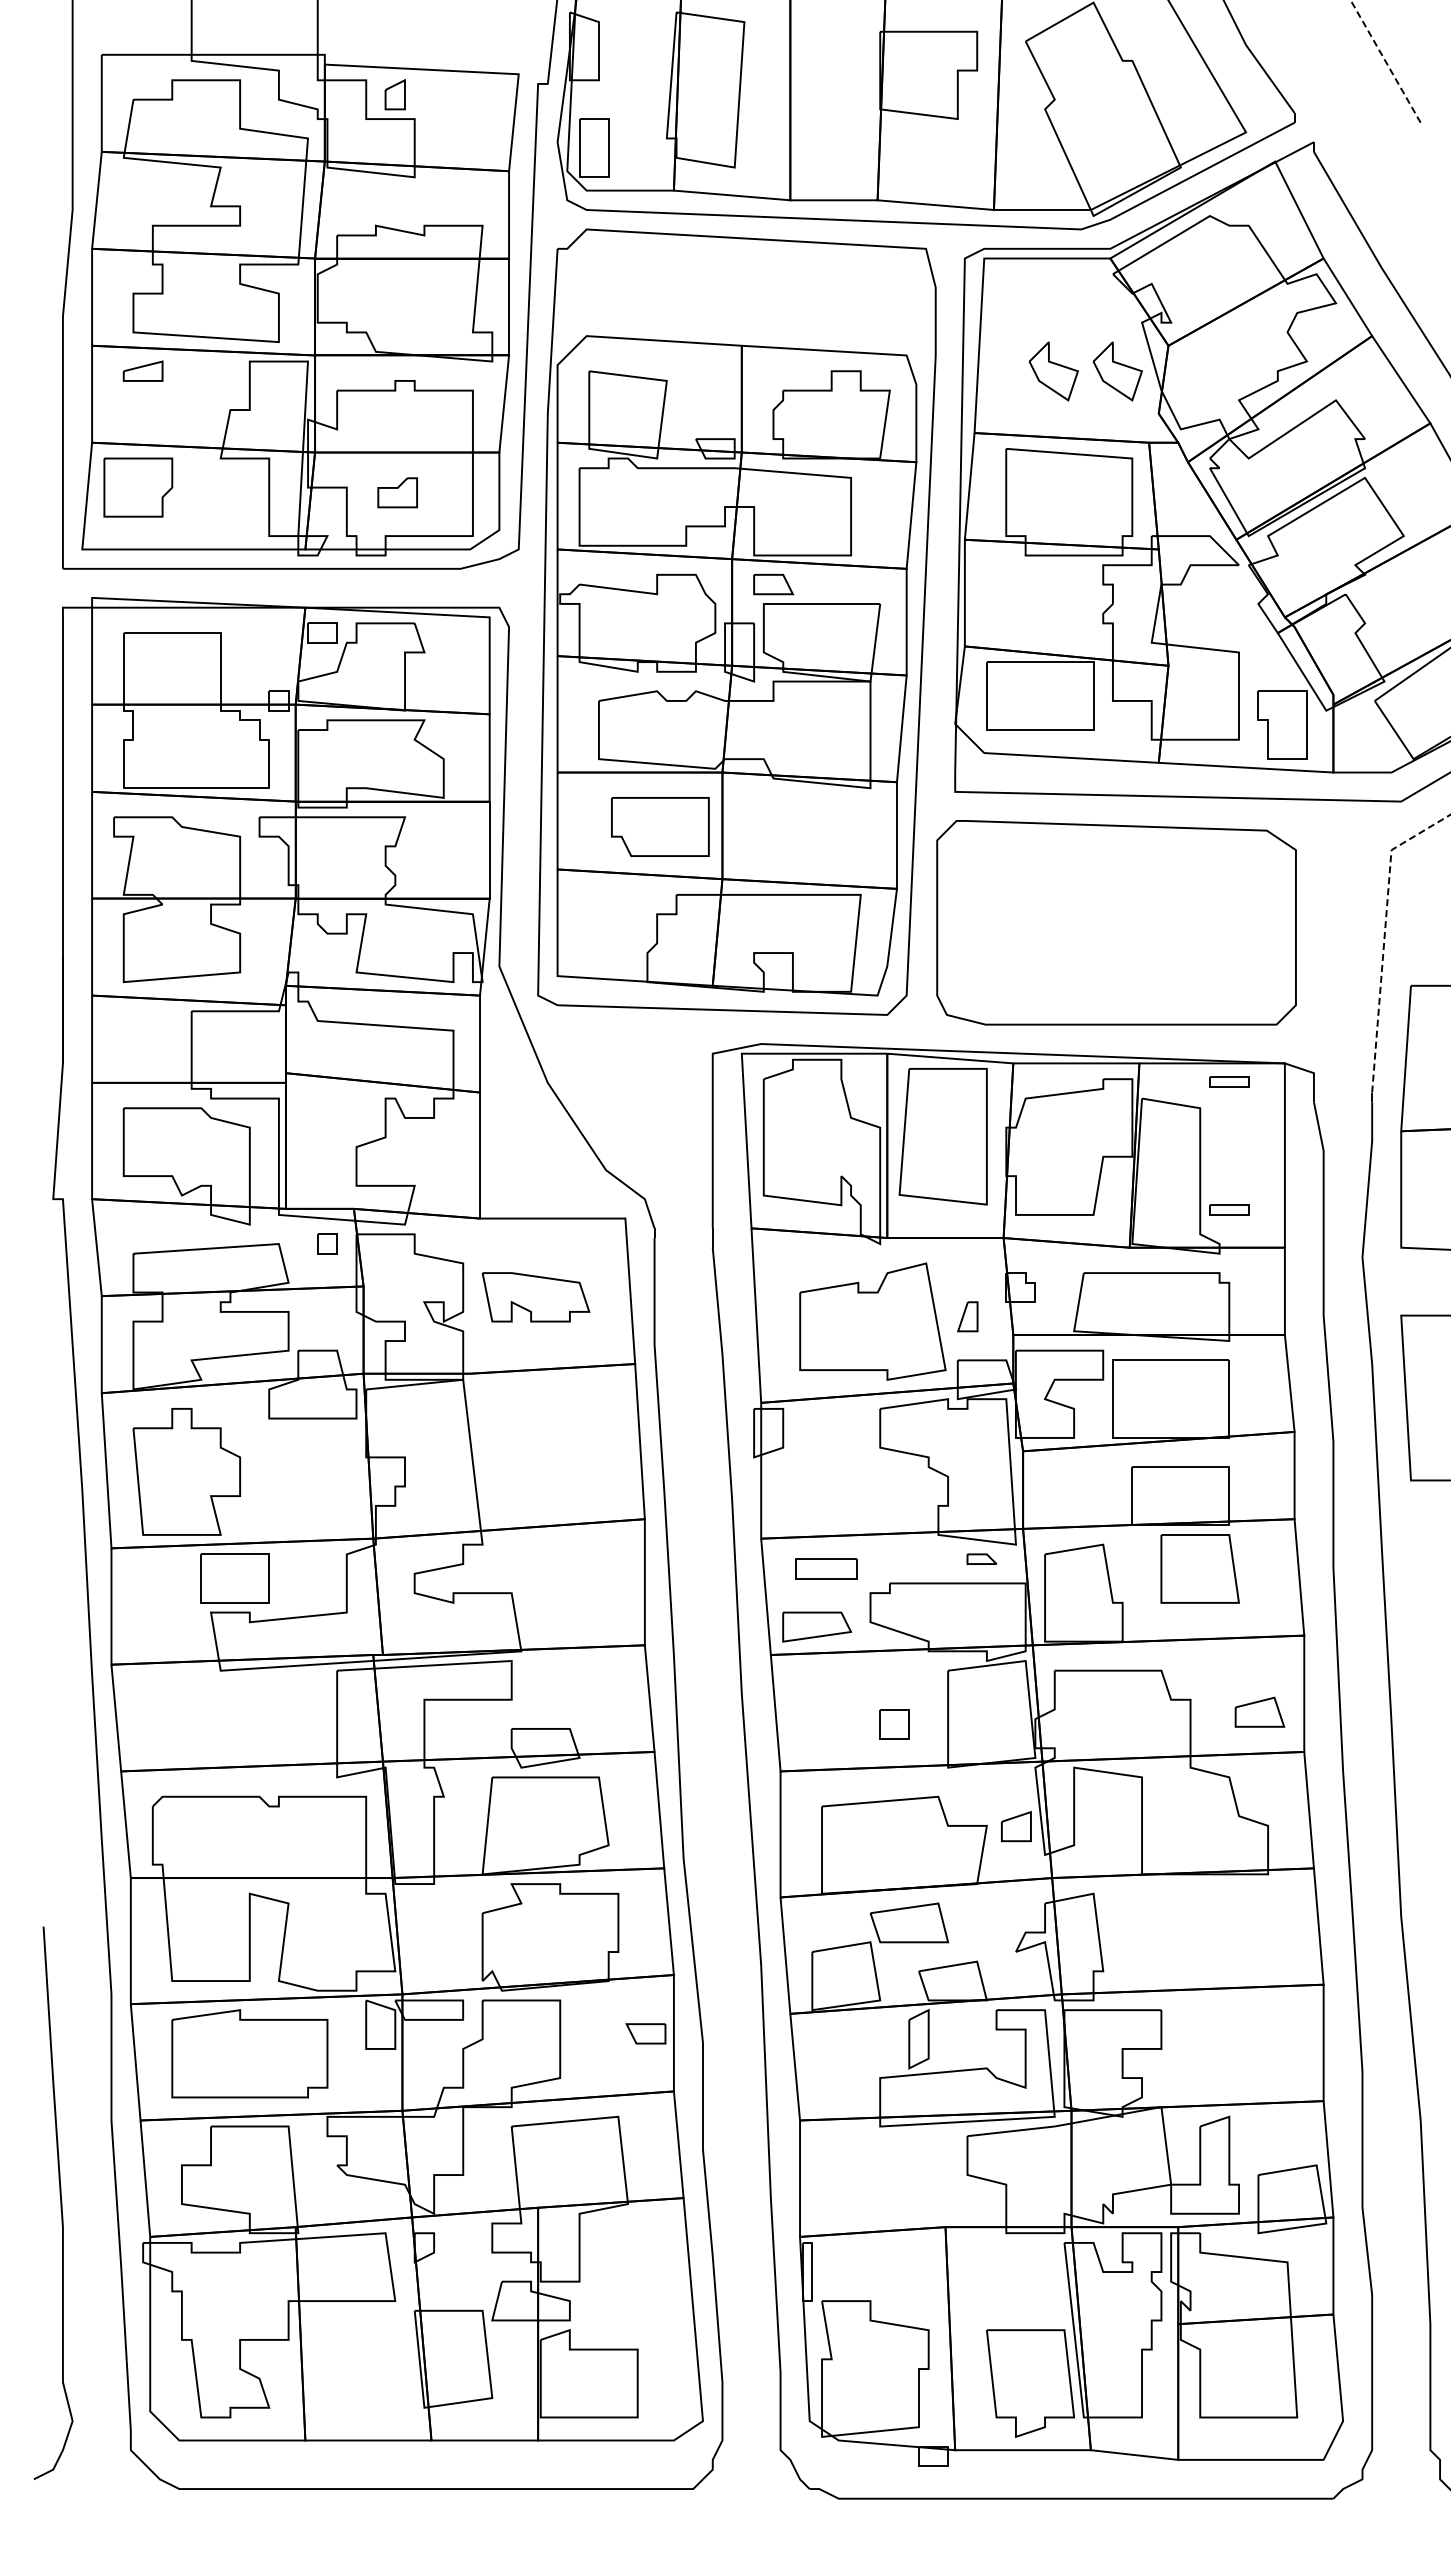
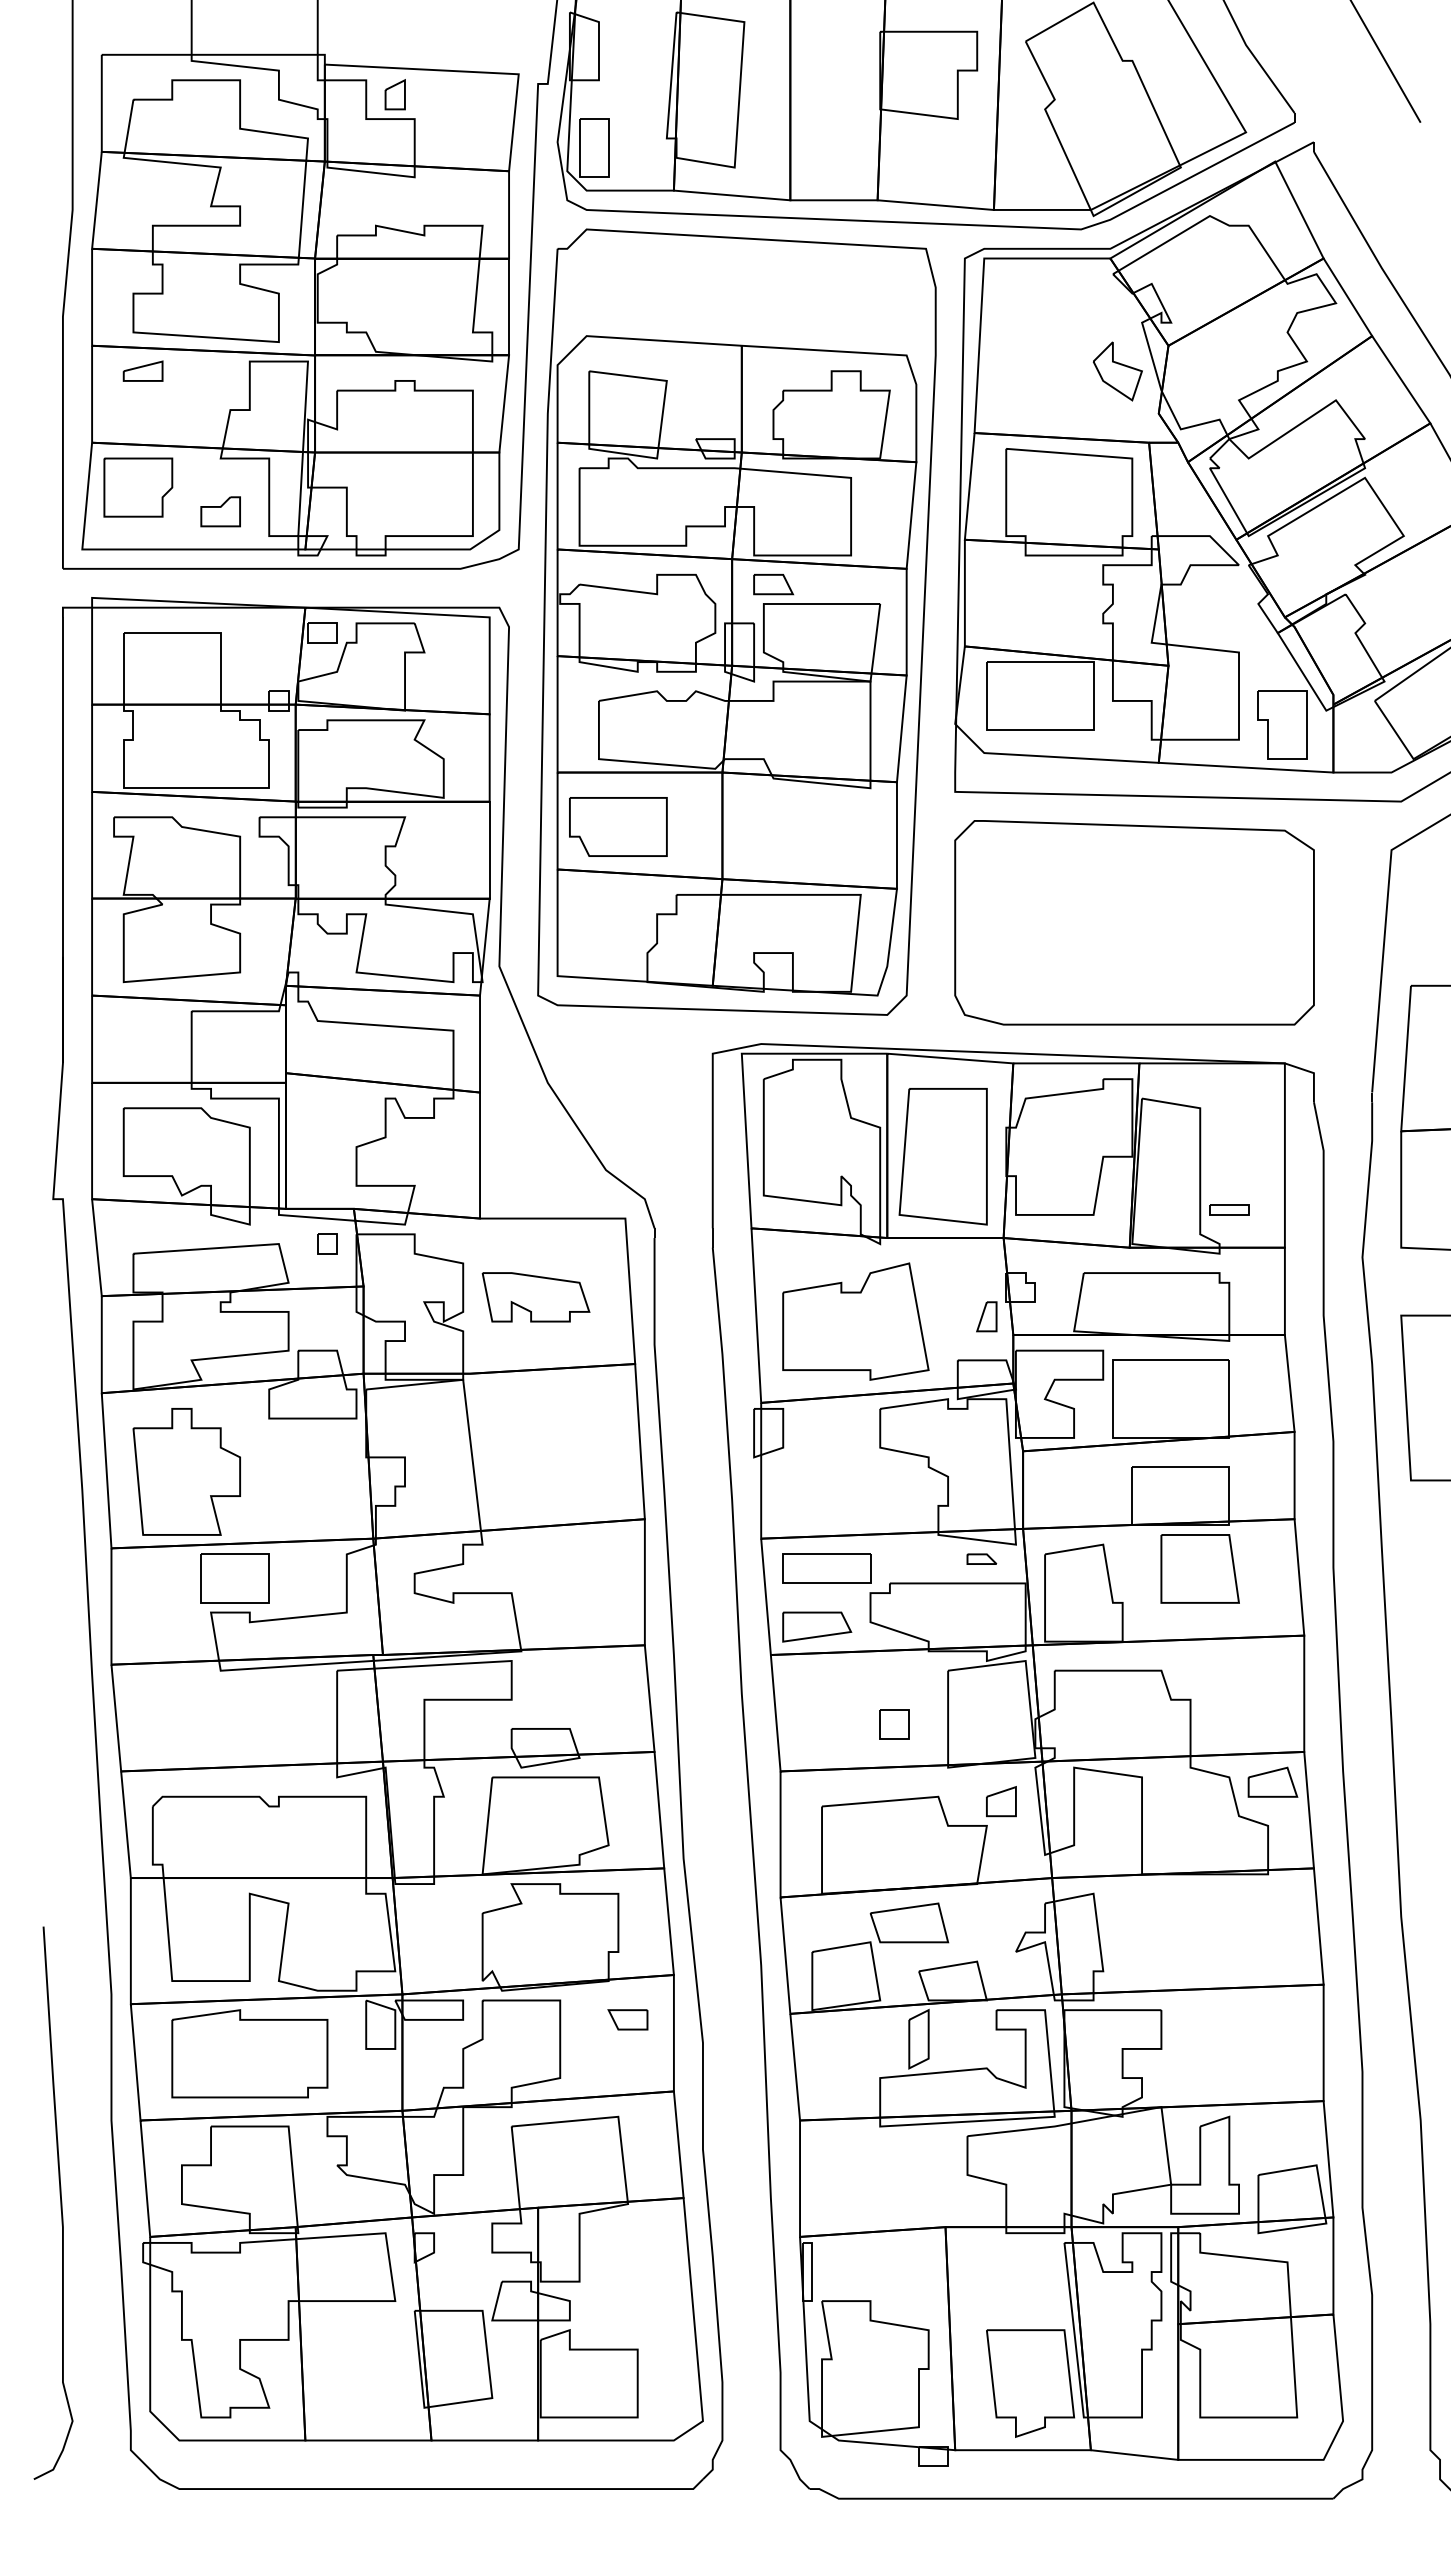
line: dashed -> solid (1385, 61)
part: present -> none (1053, 371)
part position: (397, 492) -> (220, 511) (220, 511)
part position: (660, 826) -> (618, 826) (618, 826)
part position: (1116, 922) -> (1134, 922) (1134, 922)
line: dashed -> solid (1384, 936)
part: present -> none (1229, 1081)
part position: (942, 1136) -> (942, 1156) (942, 1156)
part position: (967, 1316) -> (986, 1316) (986, 1316)
part position: (872, 1321) -> (855, 1321) (855, 1321)
part size: 63x22 px -> 90x31 px (826, 1568)
part position: (1259, 1711) -> (1272, 1781) (1272, 1781)
part position: (1016, 1826) -> (1001, 1801) (1001, 1801)
part position: (645, 2033) -> (627, 2019) (627, 2019)
